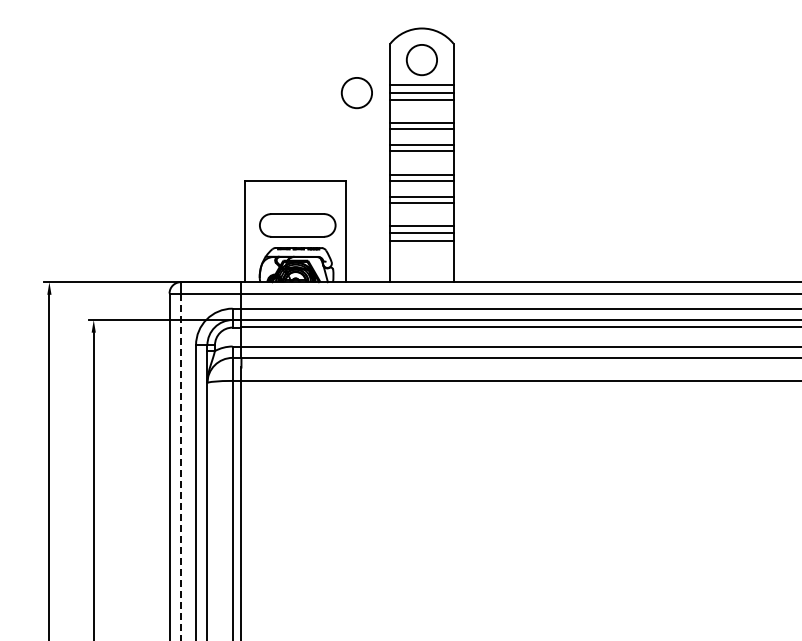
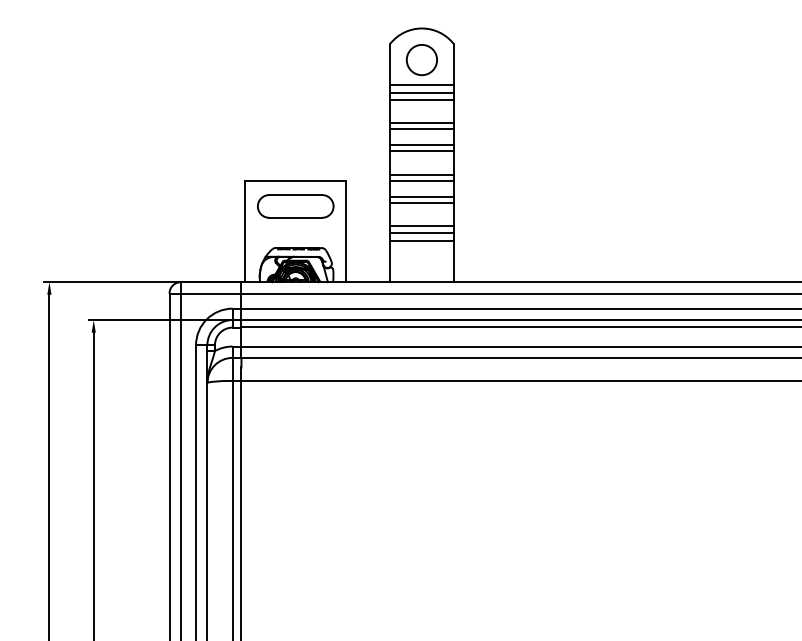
circle: present -> none (356, 93)
part position: (297, 225) -> (295, 206) (295, 206)
line: dashed -> solid (180, 467)
